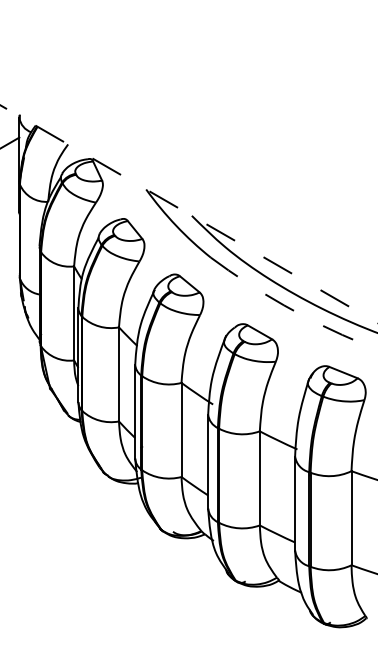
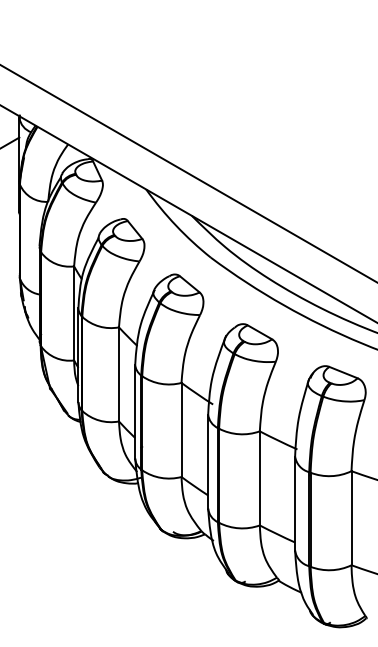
line: none -> present (188, 173)
line: dashed -> solid (188, 214)
arc: dashed -> solid (291, 309)
